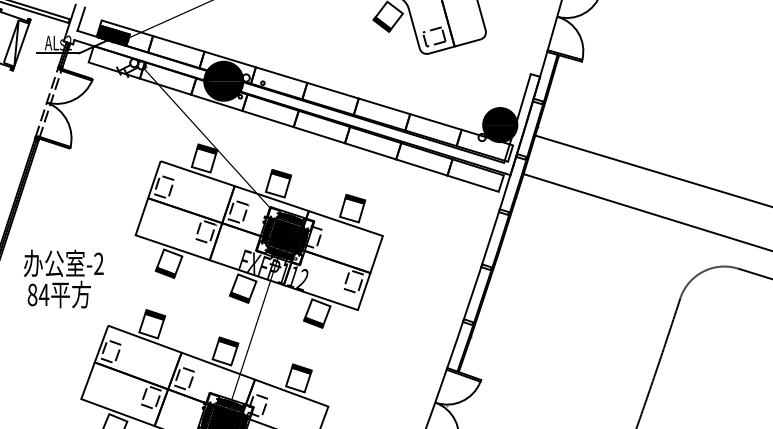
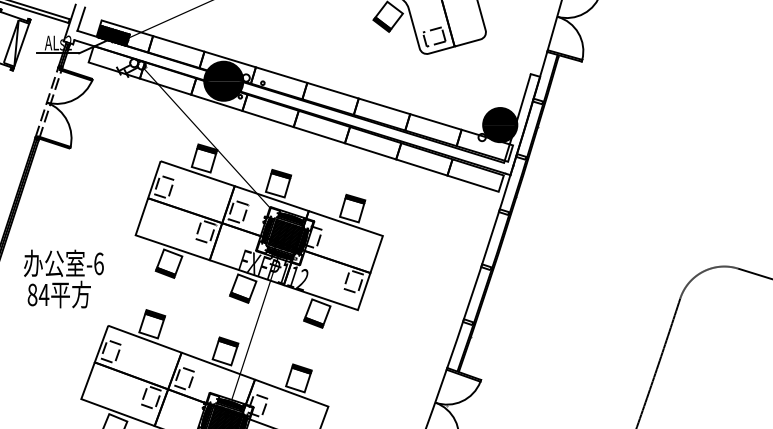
line: present -> none (651, 170)
line: present -> none (646, 212)
text: -2 -> -6 (98, 263)
